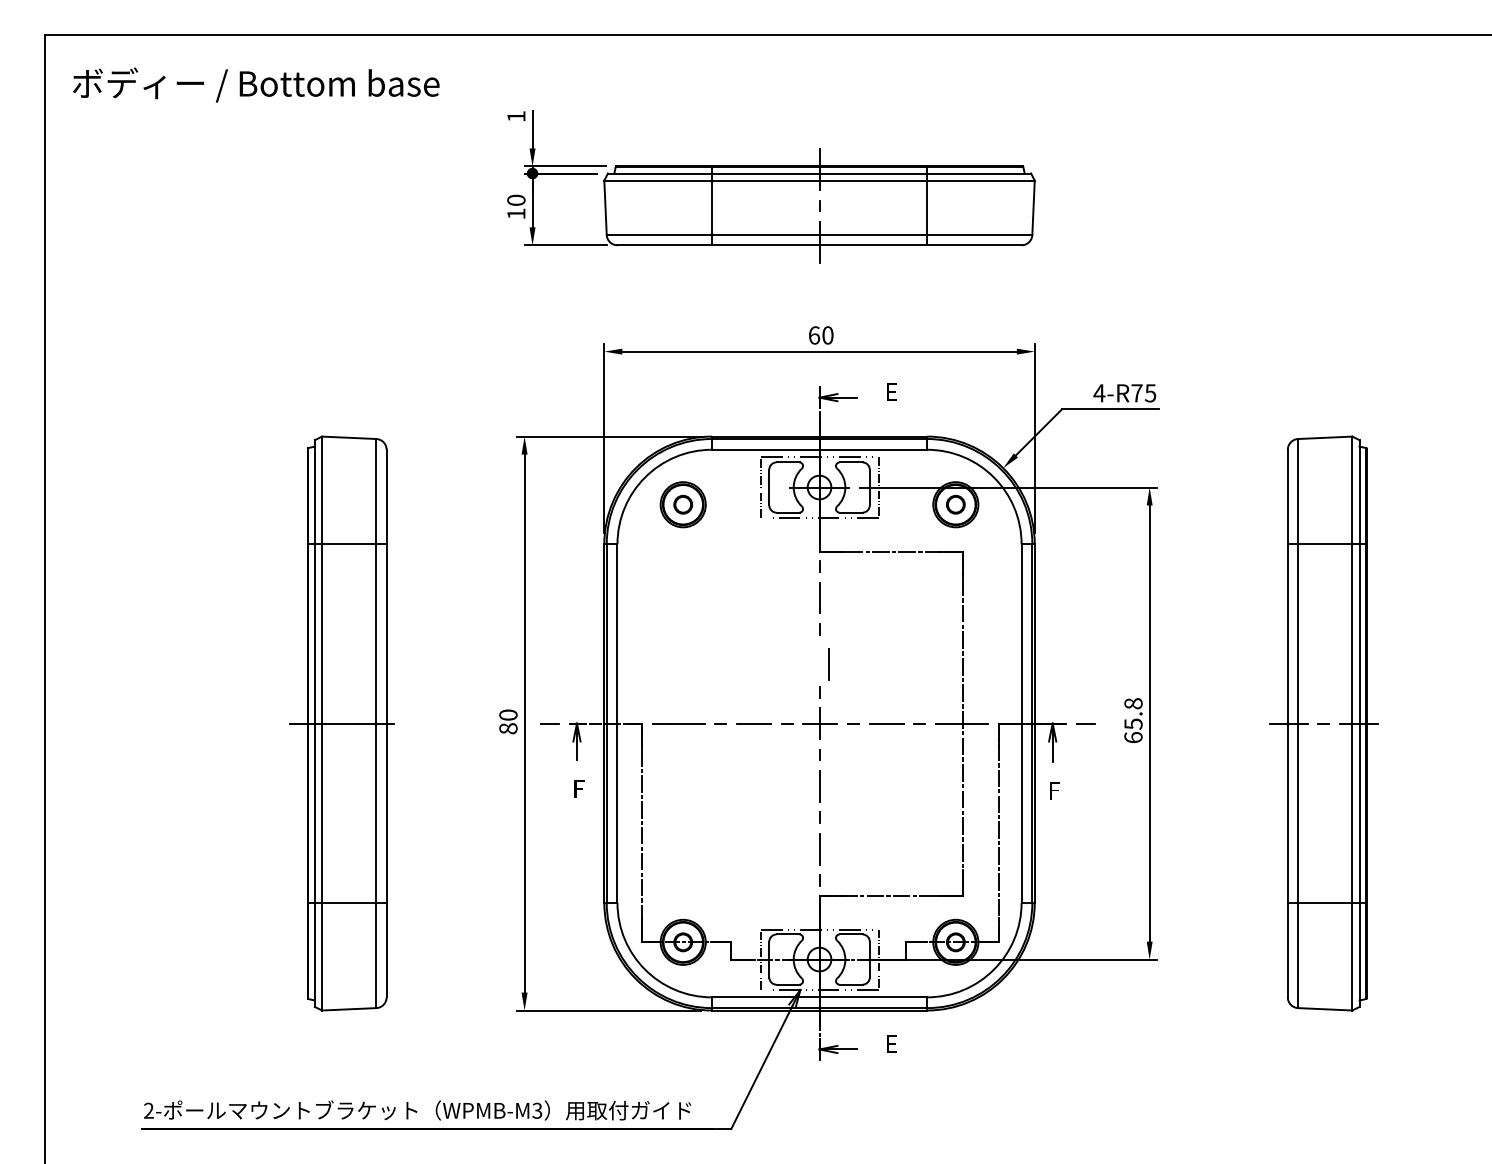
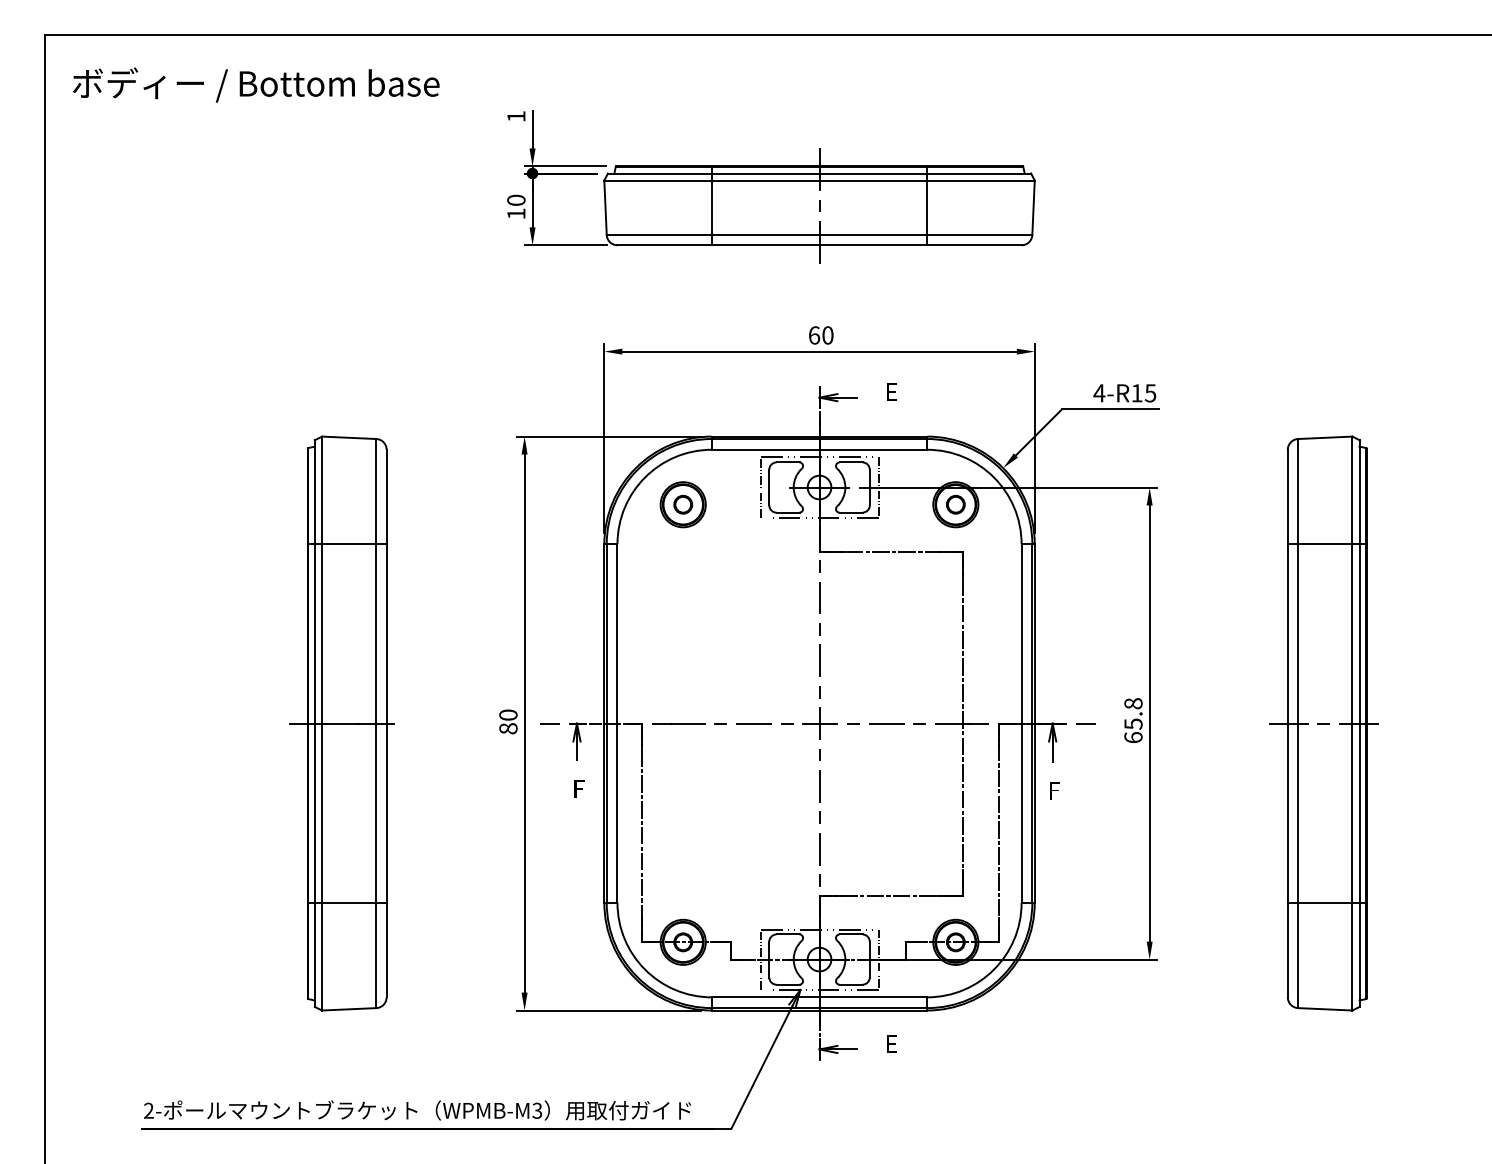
text: 4-R75 -> 4-R15 (1136, 393)
line position: (828, 664) -> (819, 660) (819, 660)
